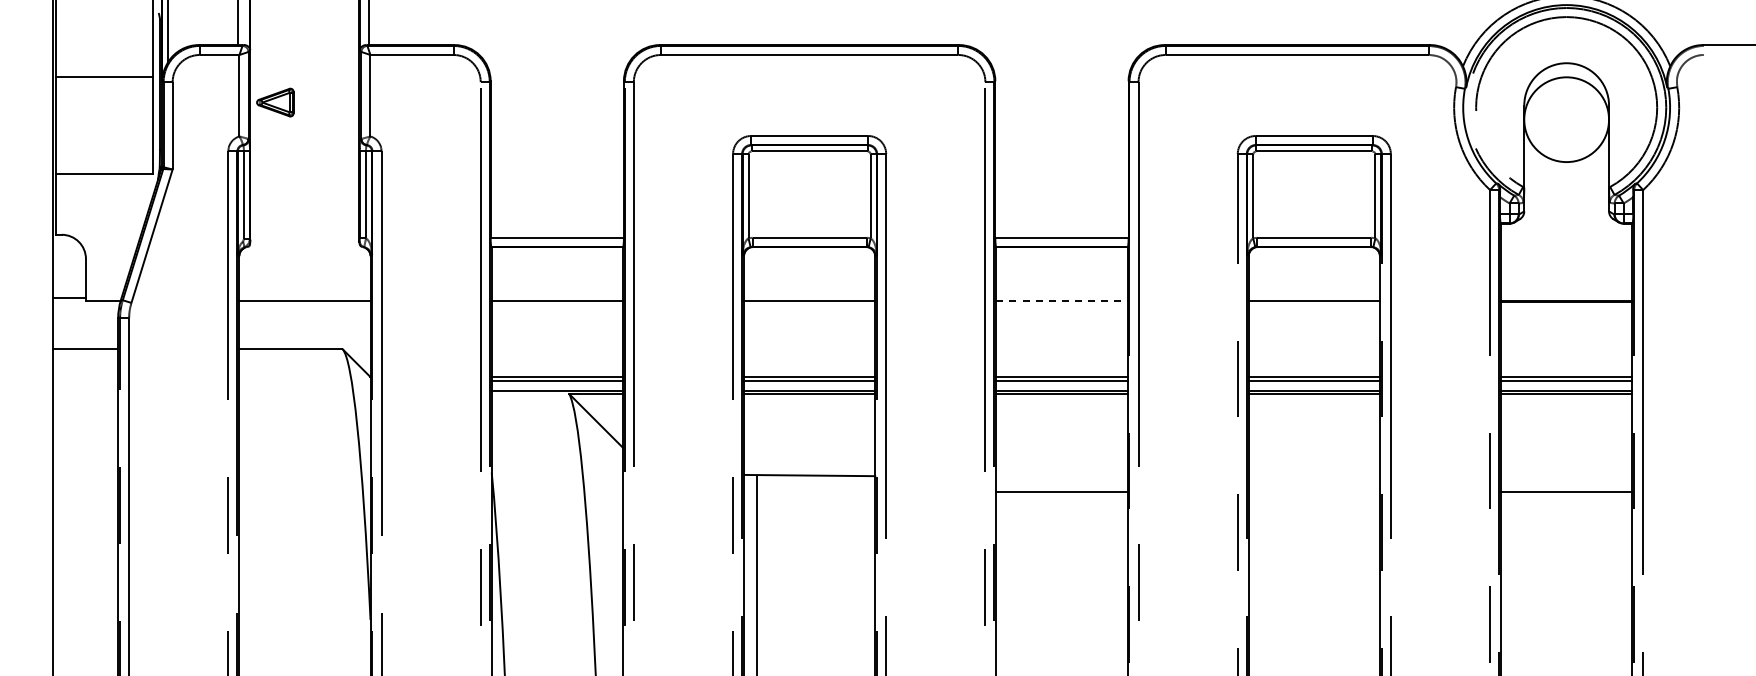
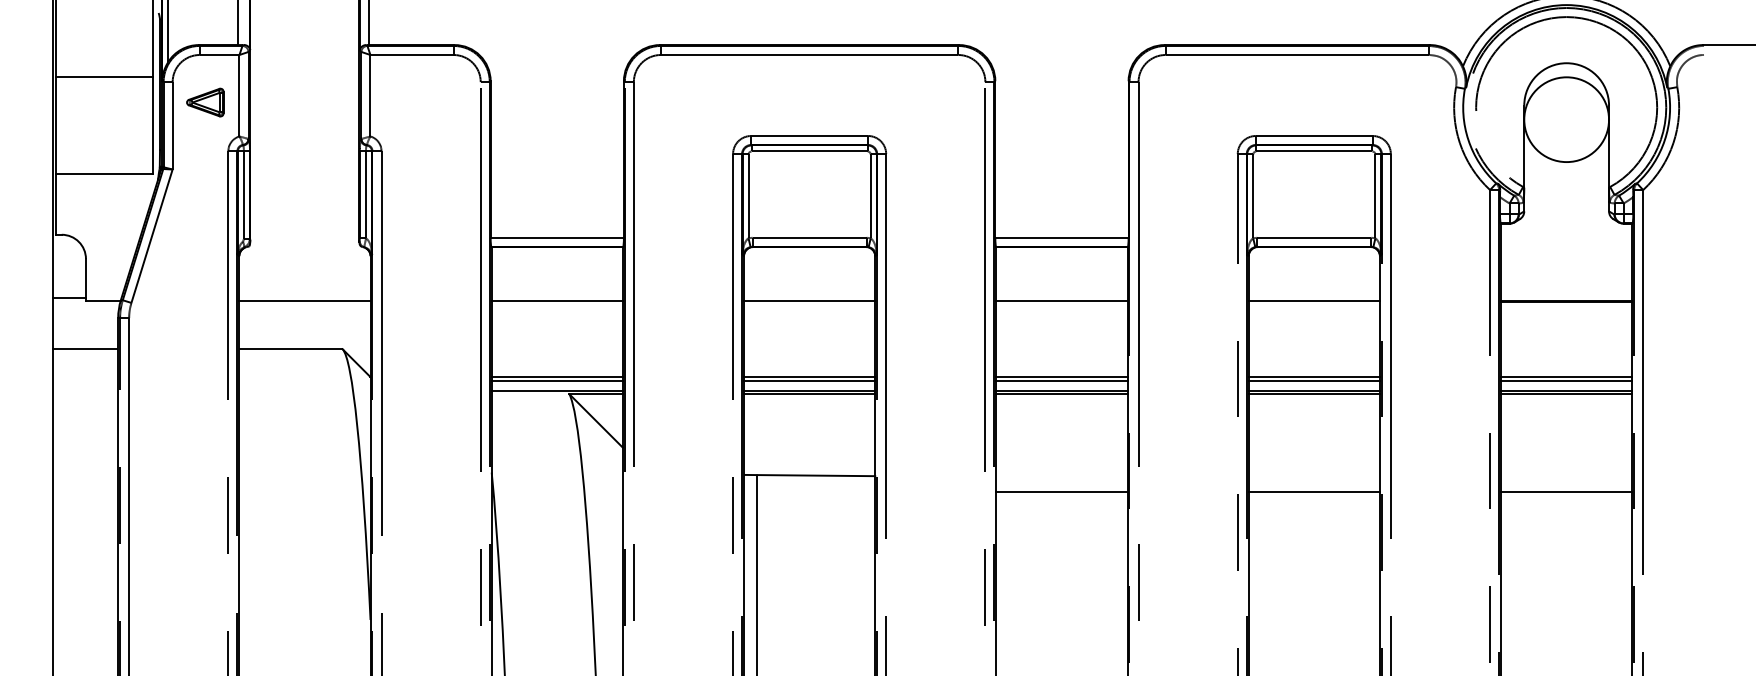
part position: (275, 102) -> (205, 102) (205, 102)
line: dashed -> solid (1061, 301)
line: none -> present (1313, 491)
